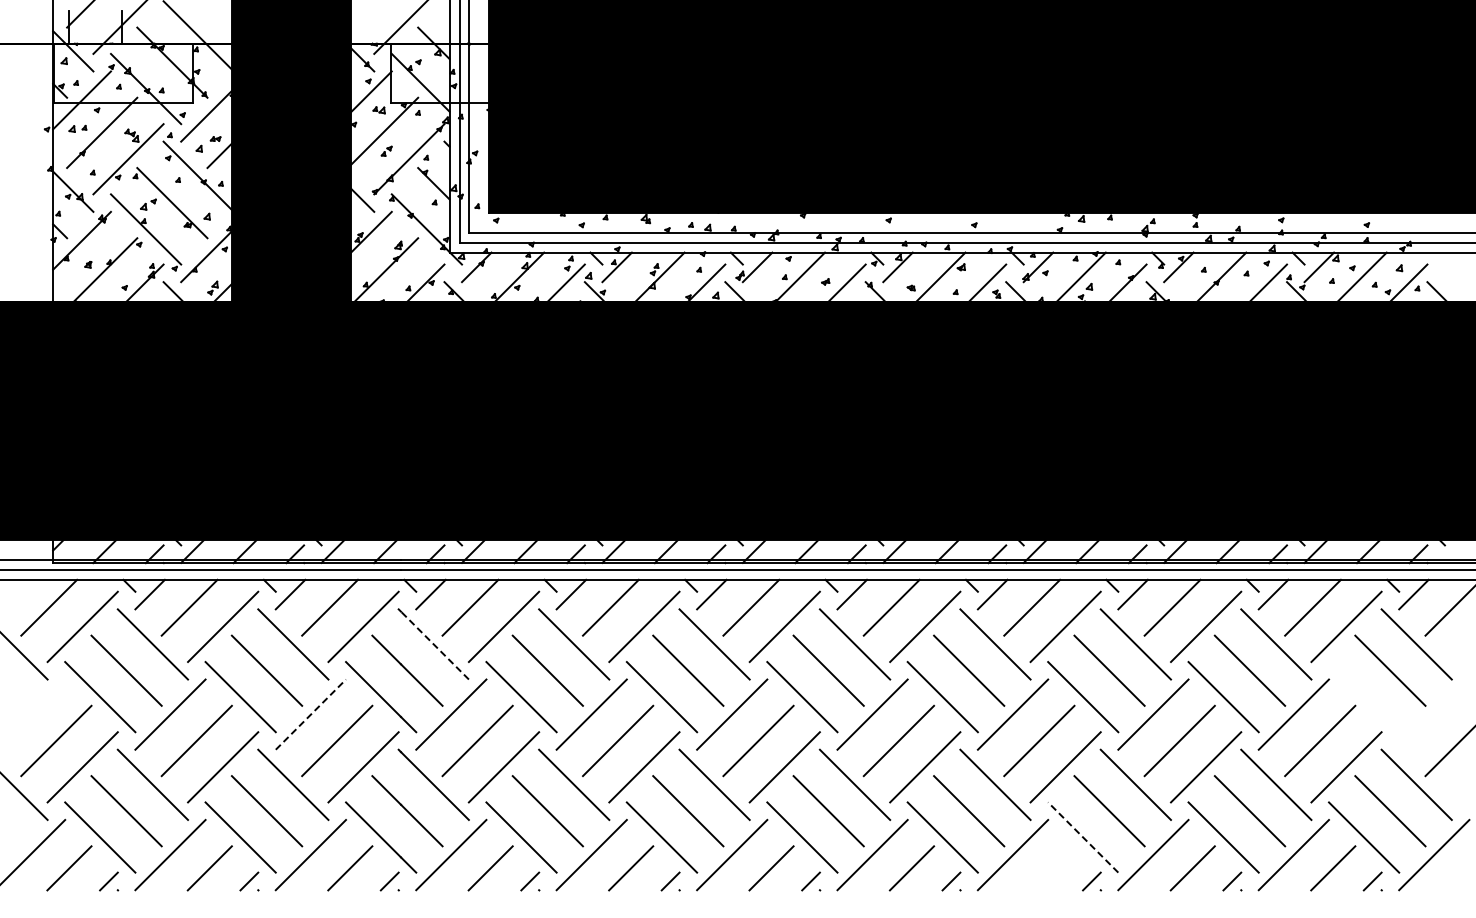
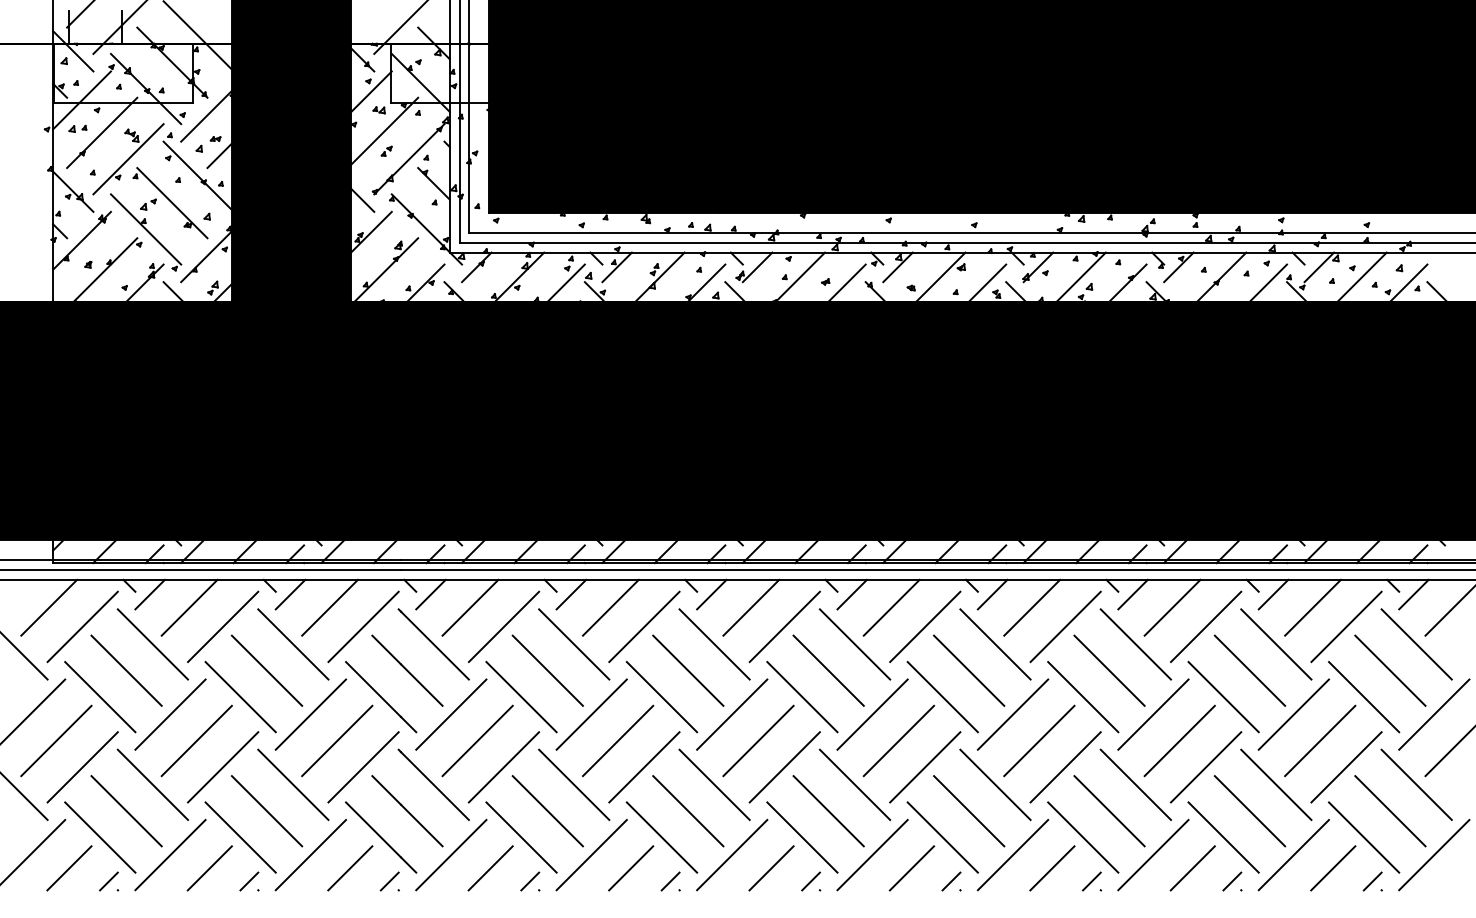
line: dashed -> solid (434, 645)
line: none -> present (1363, 697)
line: none -> present (33, 710)
line: dashed -> solid (310, 714)
line: none -> present (1434, 714)
line: dashed -> solid (1083, 837)
line: none -> present (1052, 868)
